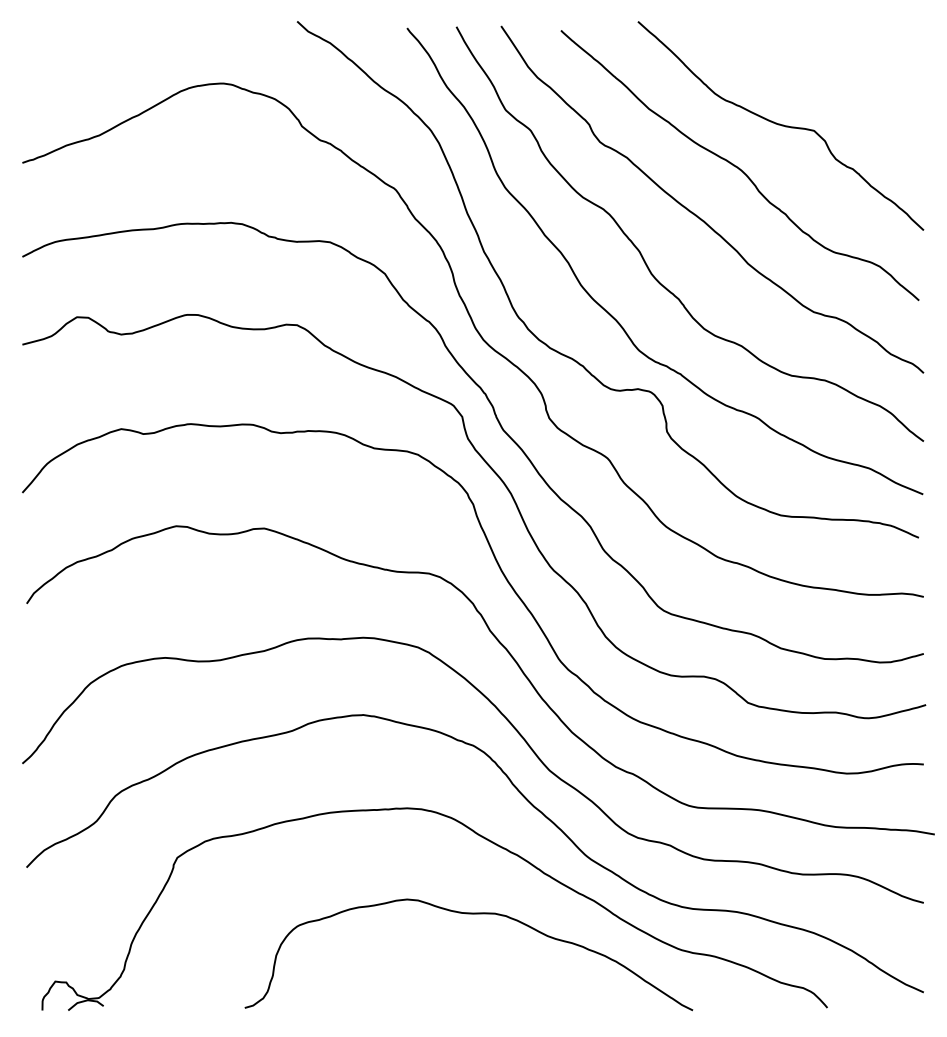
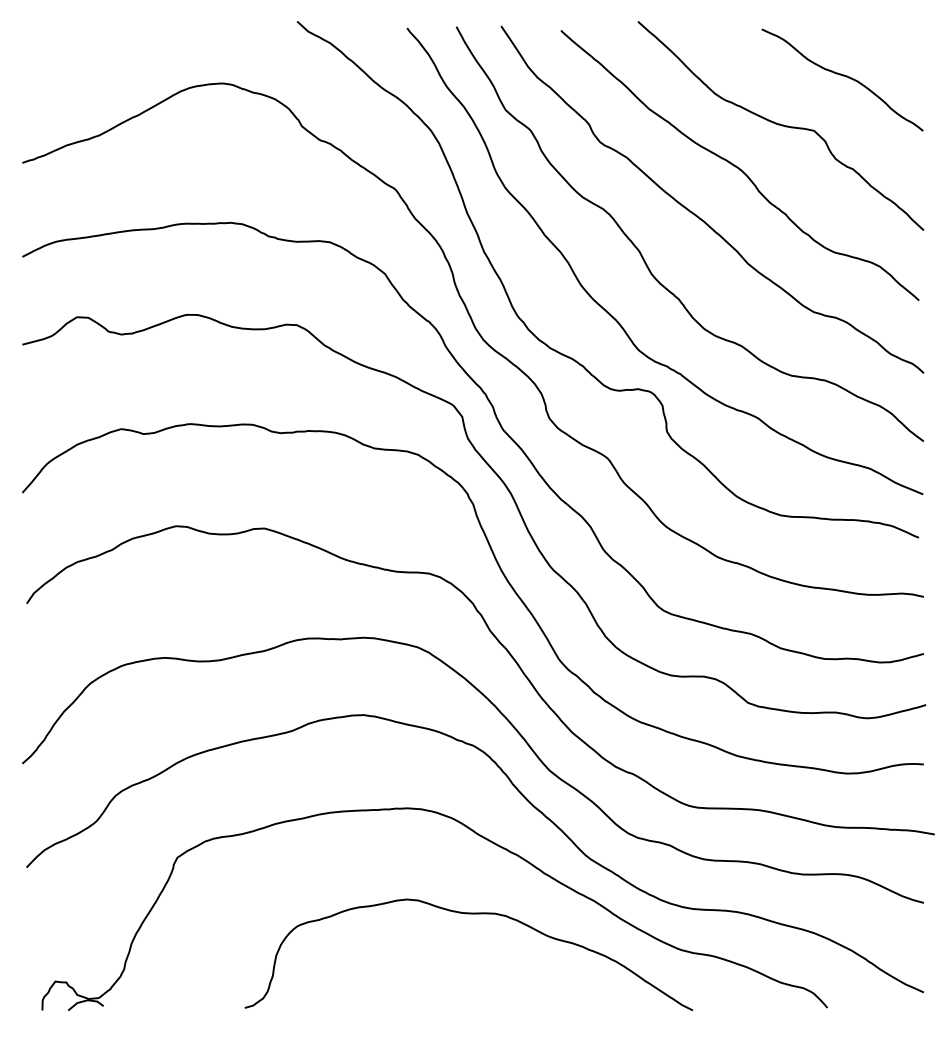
curve: none -> present (842, 76)
